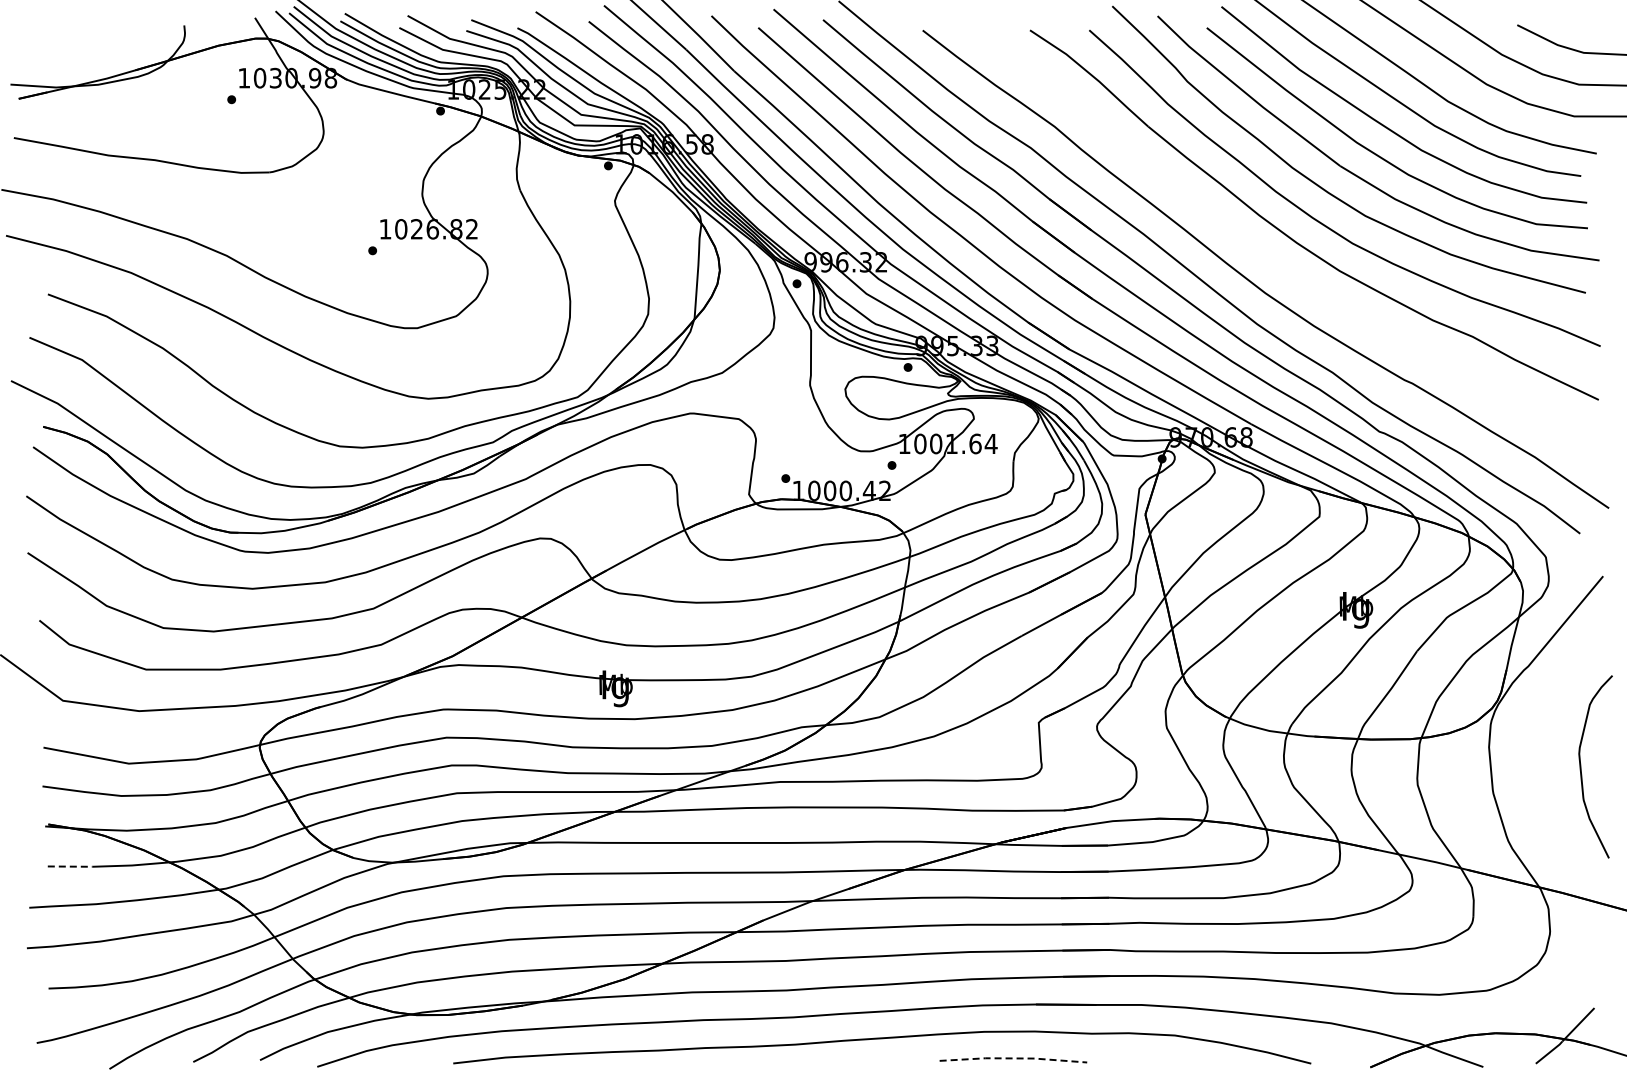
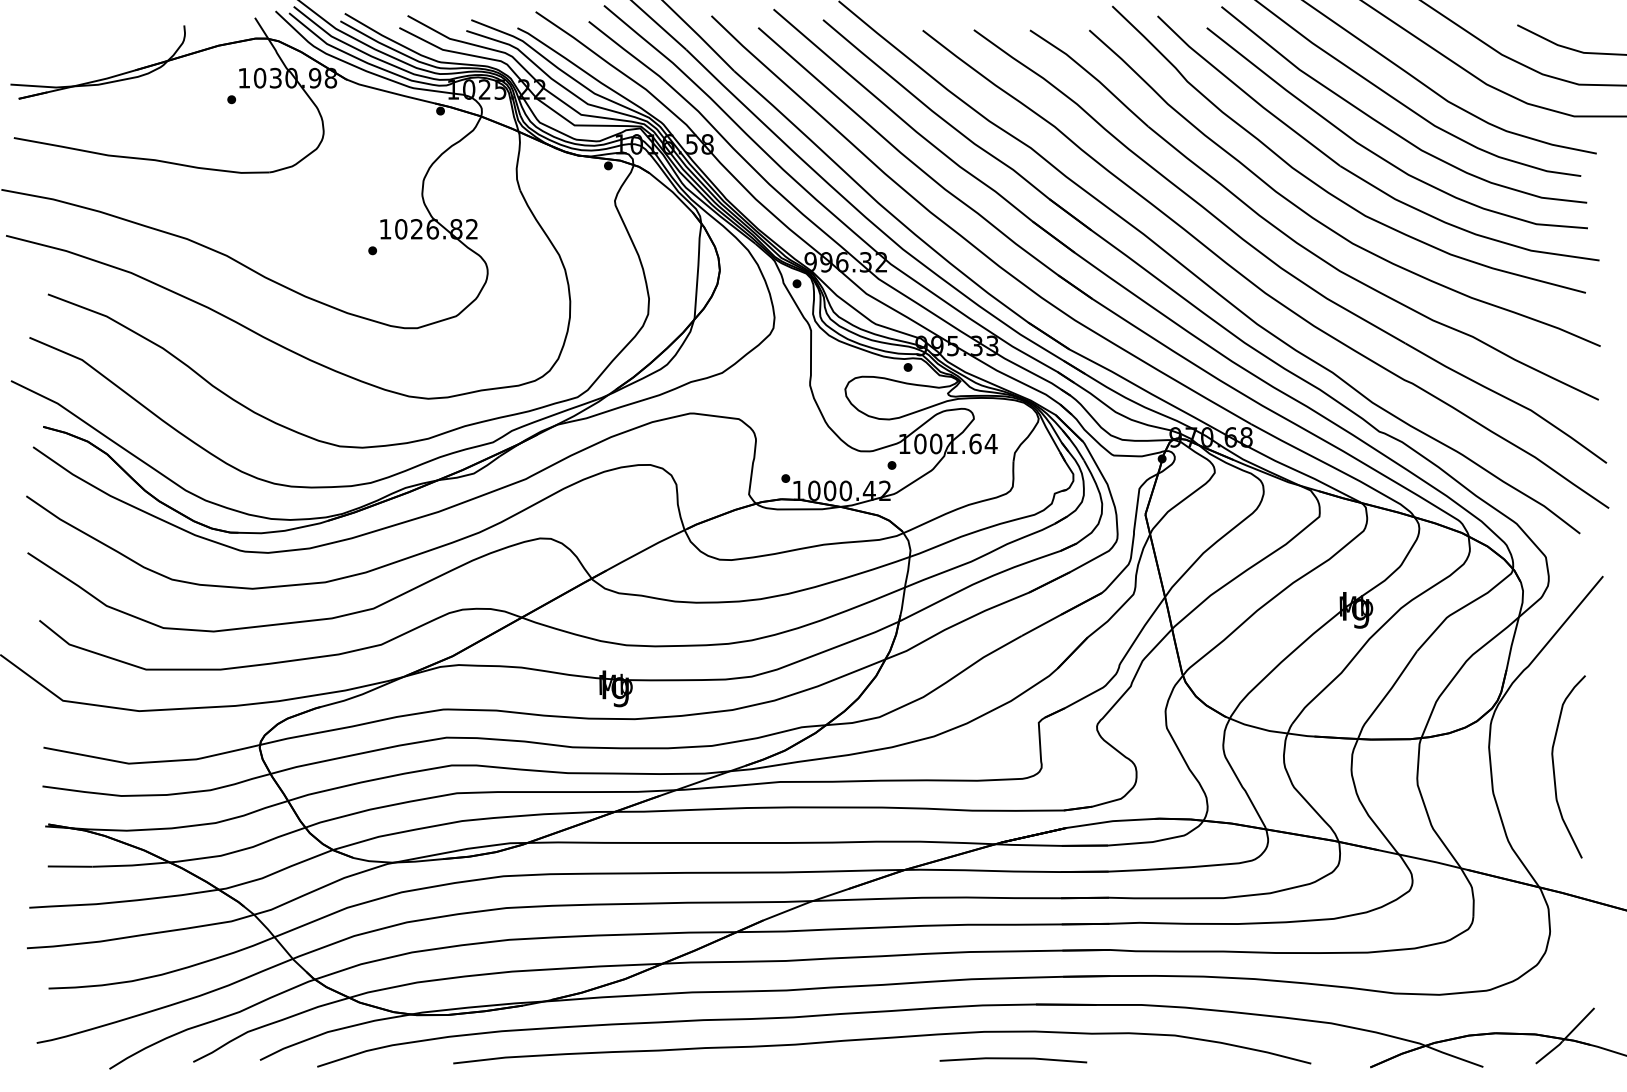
part: none -> present (1278, 264)
curve position: (1581, 766) -> (1554, 766) (1554, 766)
line: dashed -> solid (70, 866)
line: dashed -> solid (1013, 1058)
